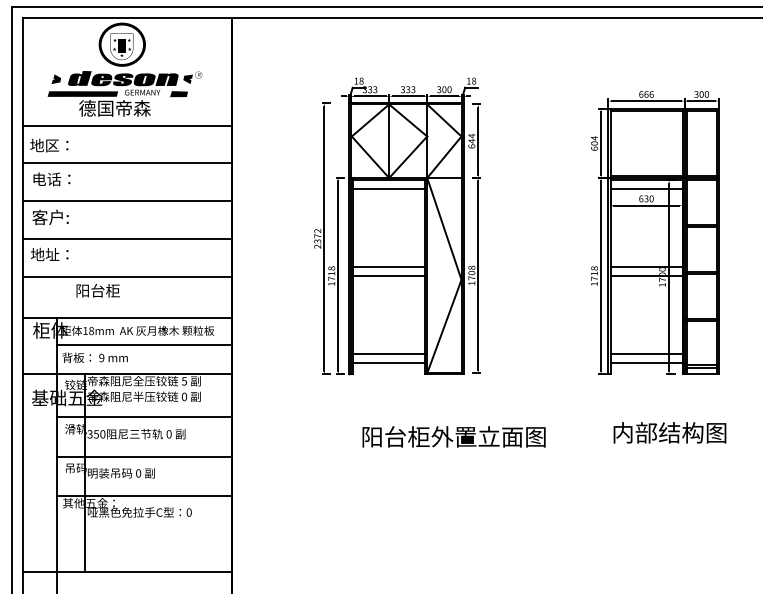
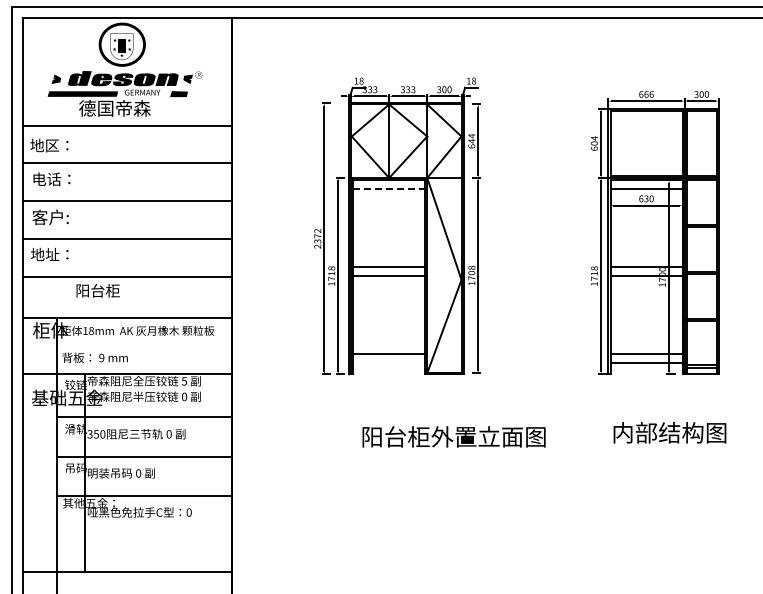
line: solid -> dashed (389, 189)
line: present -> none (144, 344)
line: present -> none (389, 362)
